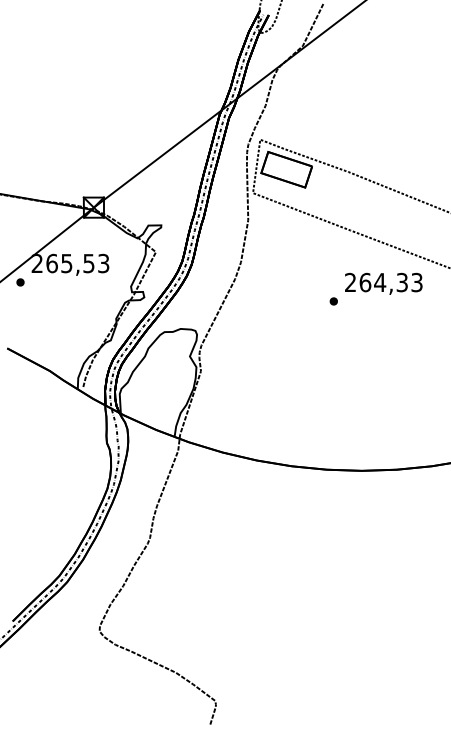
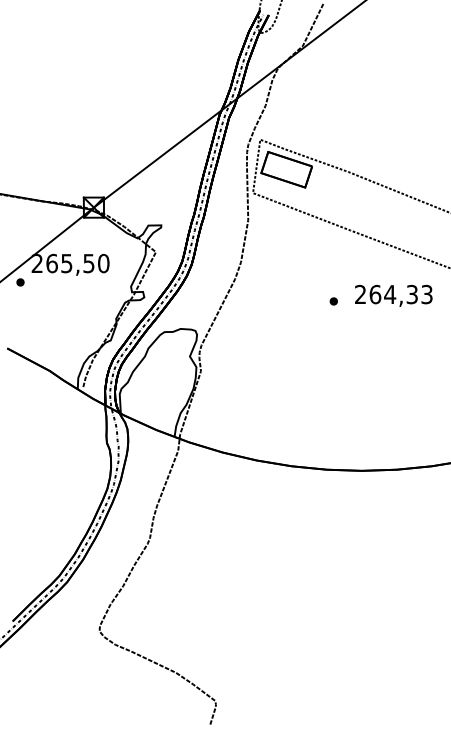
text: 265,53 -> 265,50 (103, 263)
text position: (383, 283) -> (393, 295) (393, 295)
